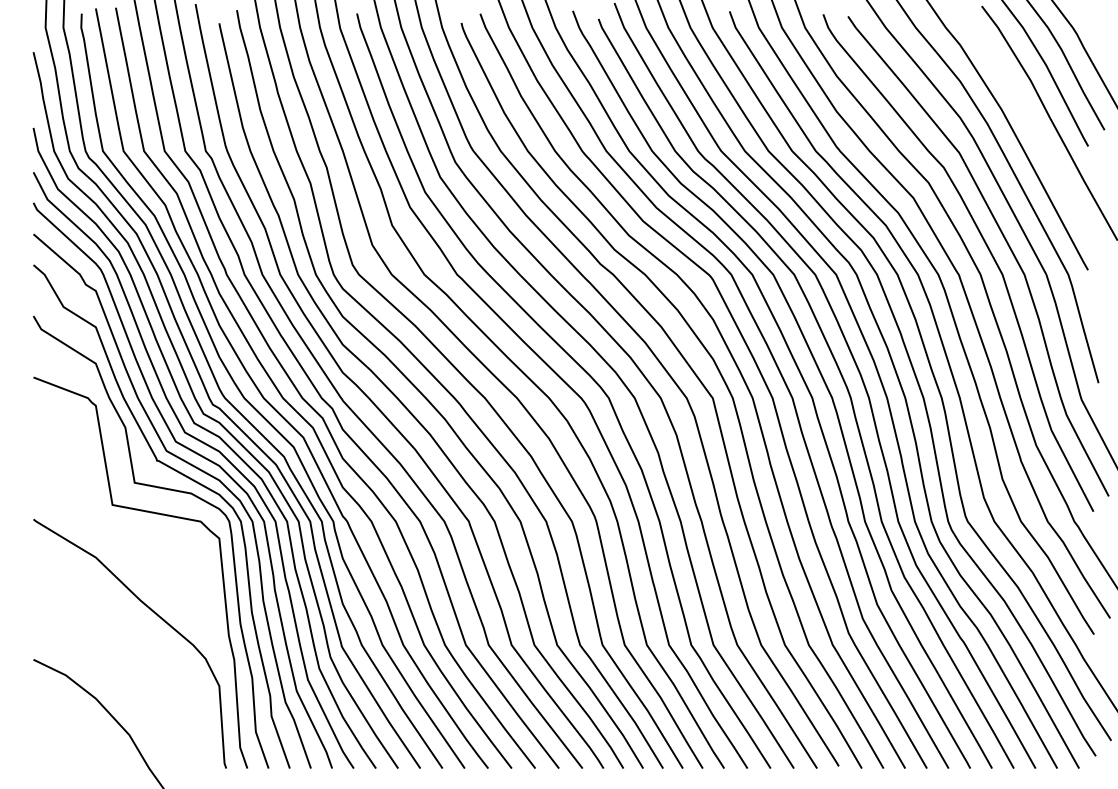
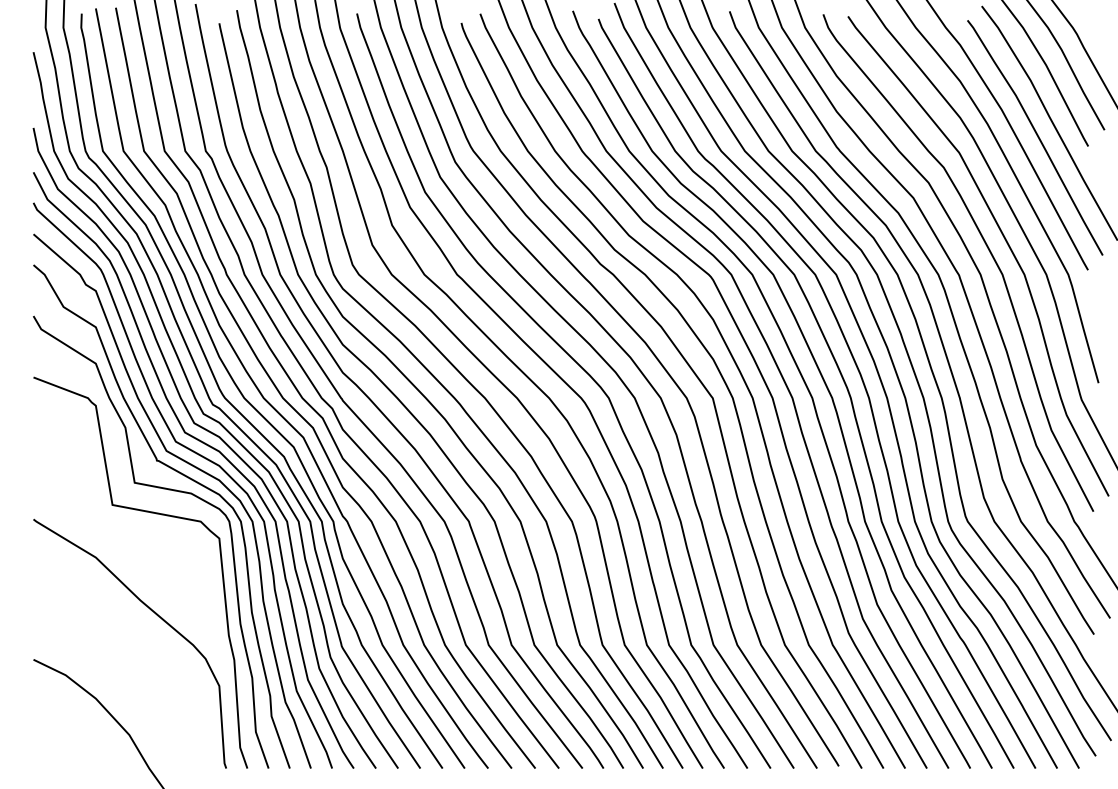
curve: none -> present (1037, 137)
